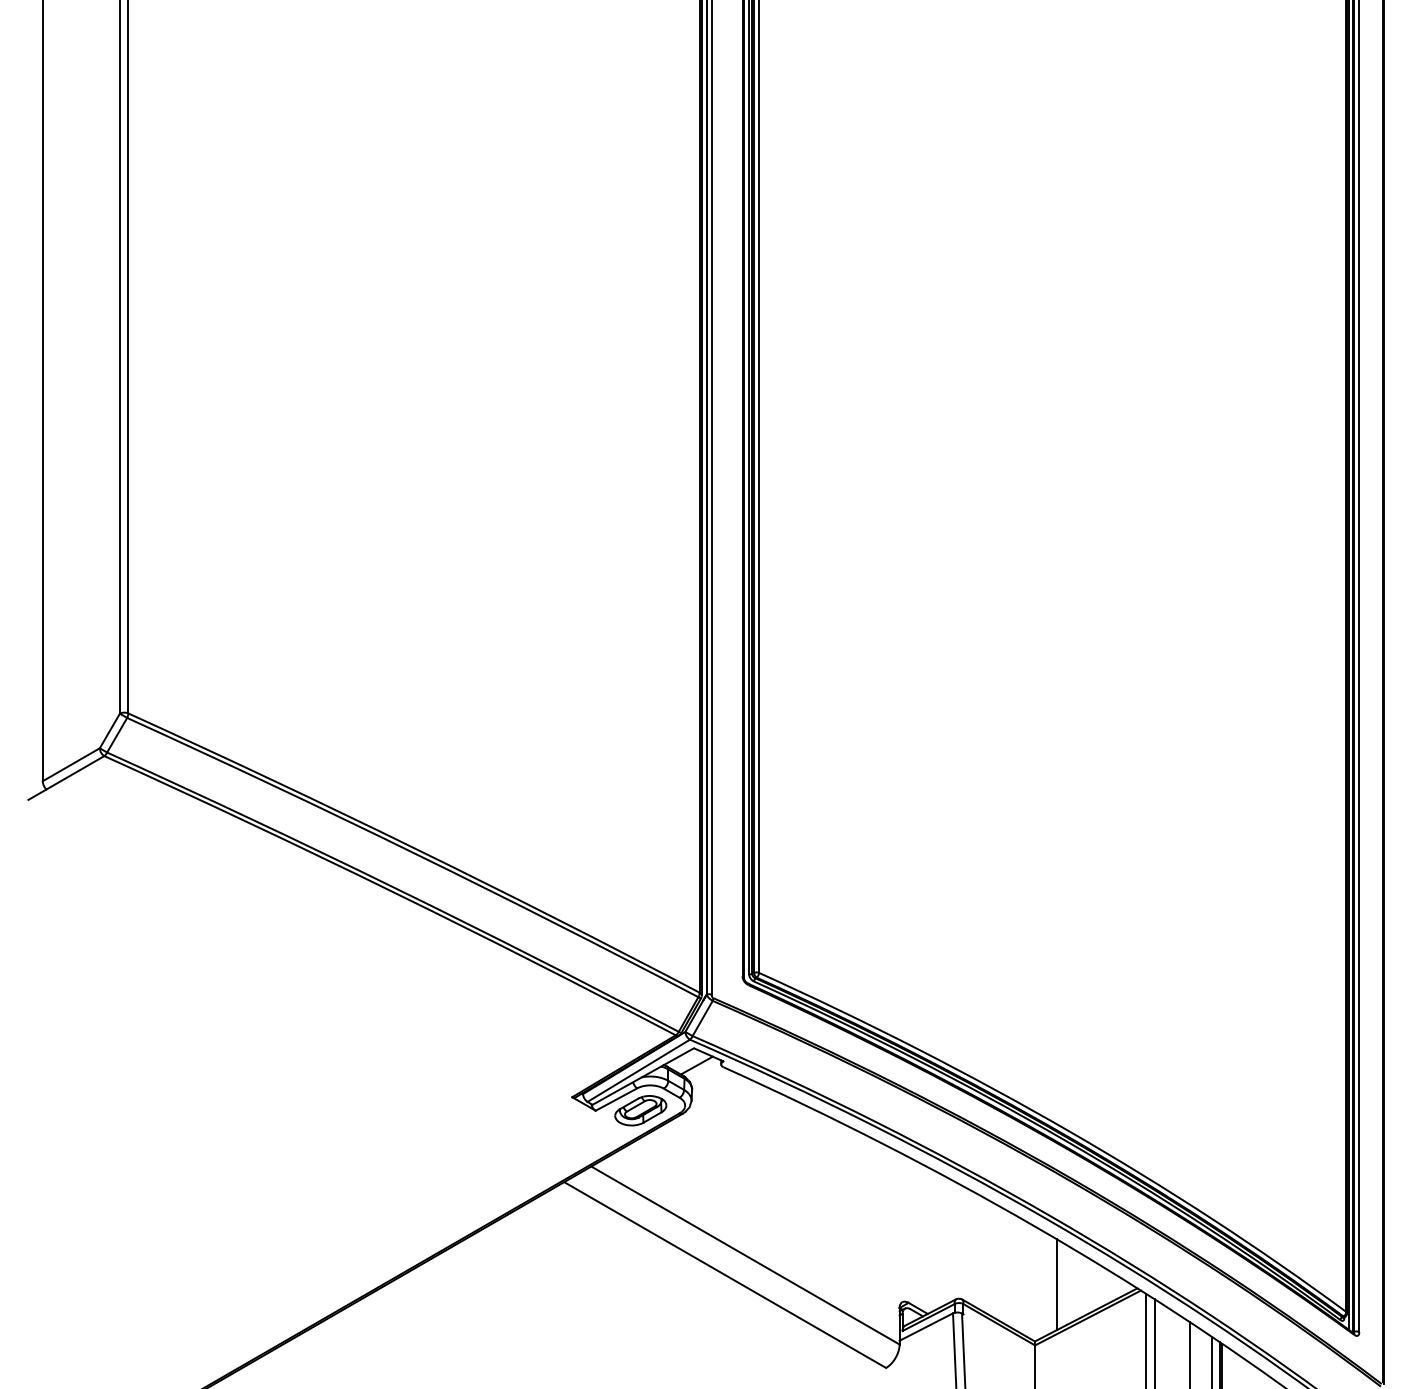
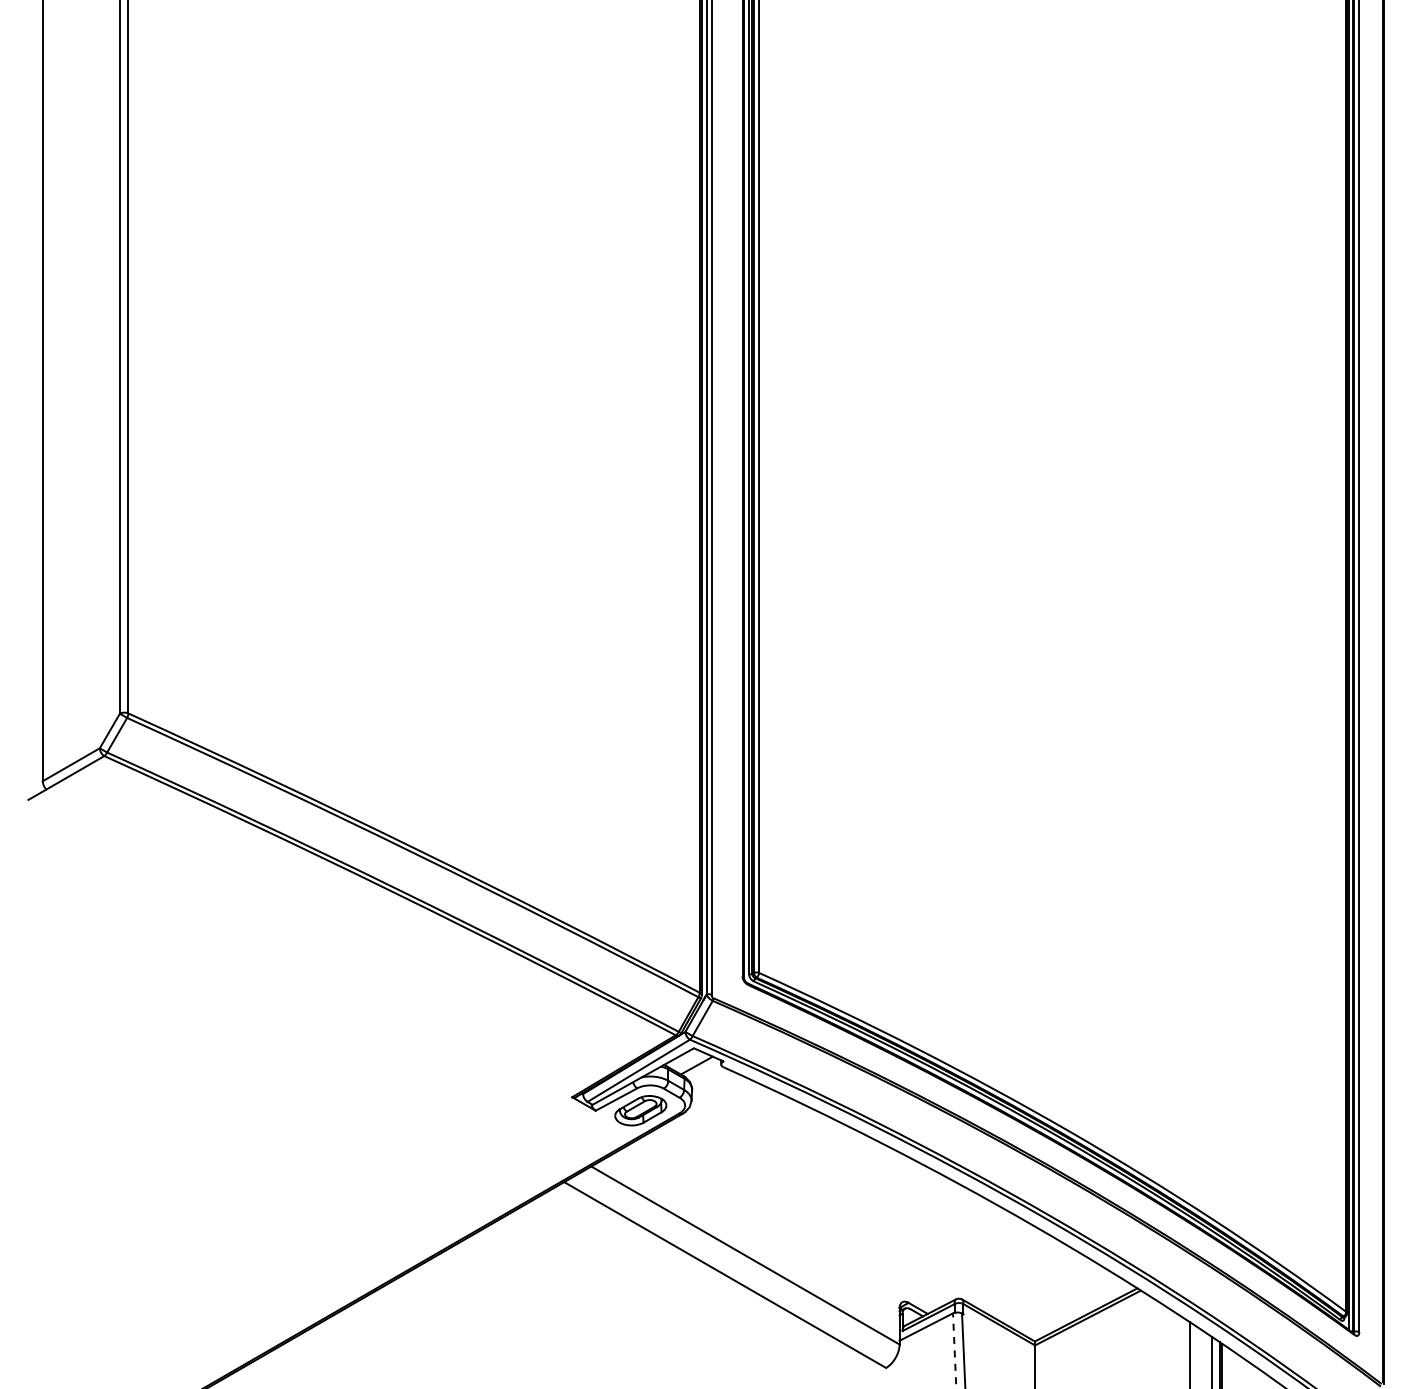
line: present -> none (1056, 1284)
line: present -> none (1146, 1339)
line: present -> none (1154, 1342)
line: solid -> dashed (954, 1350)
